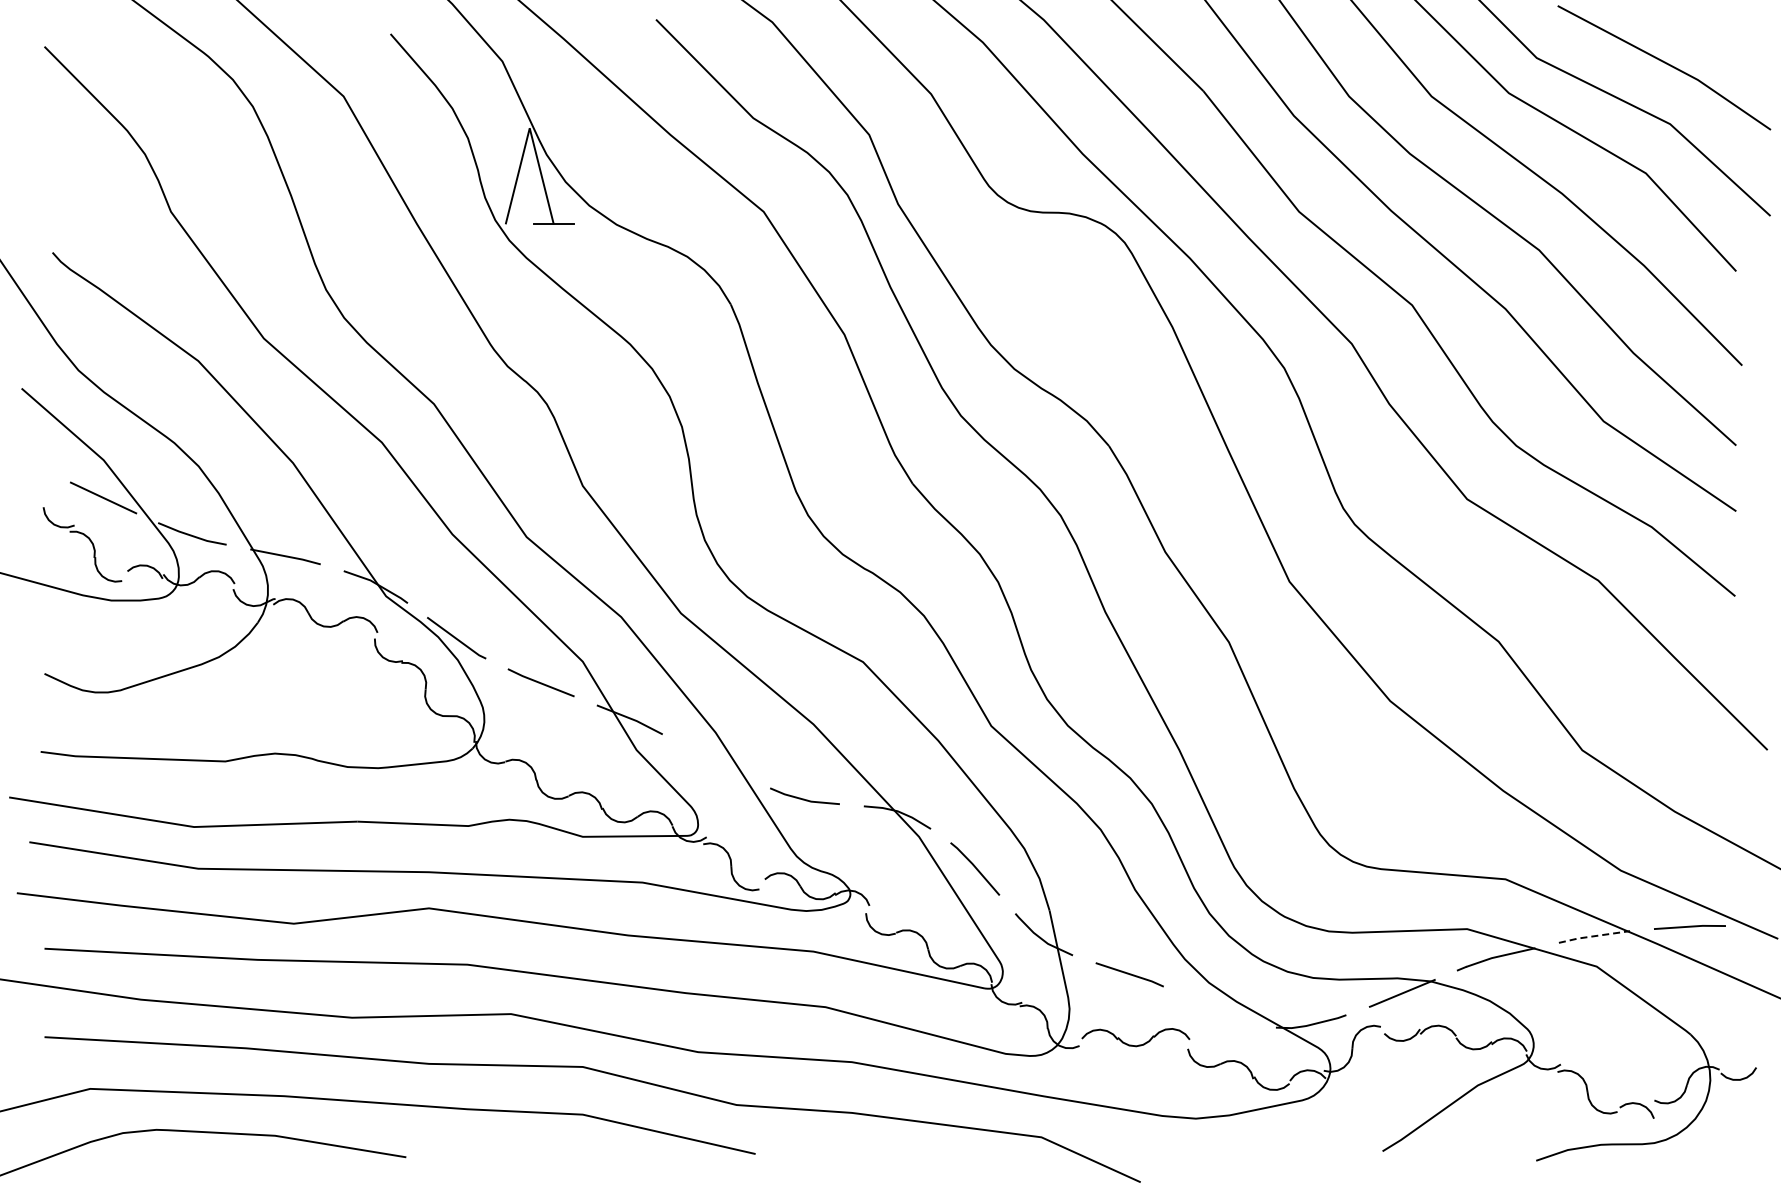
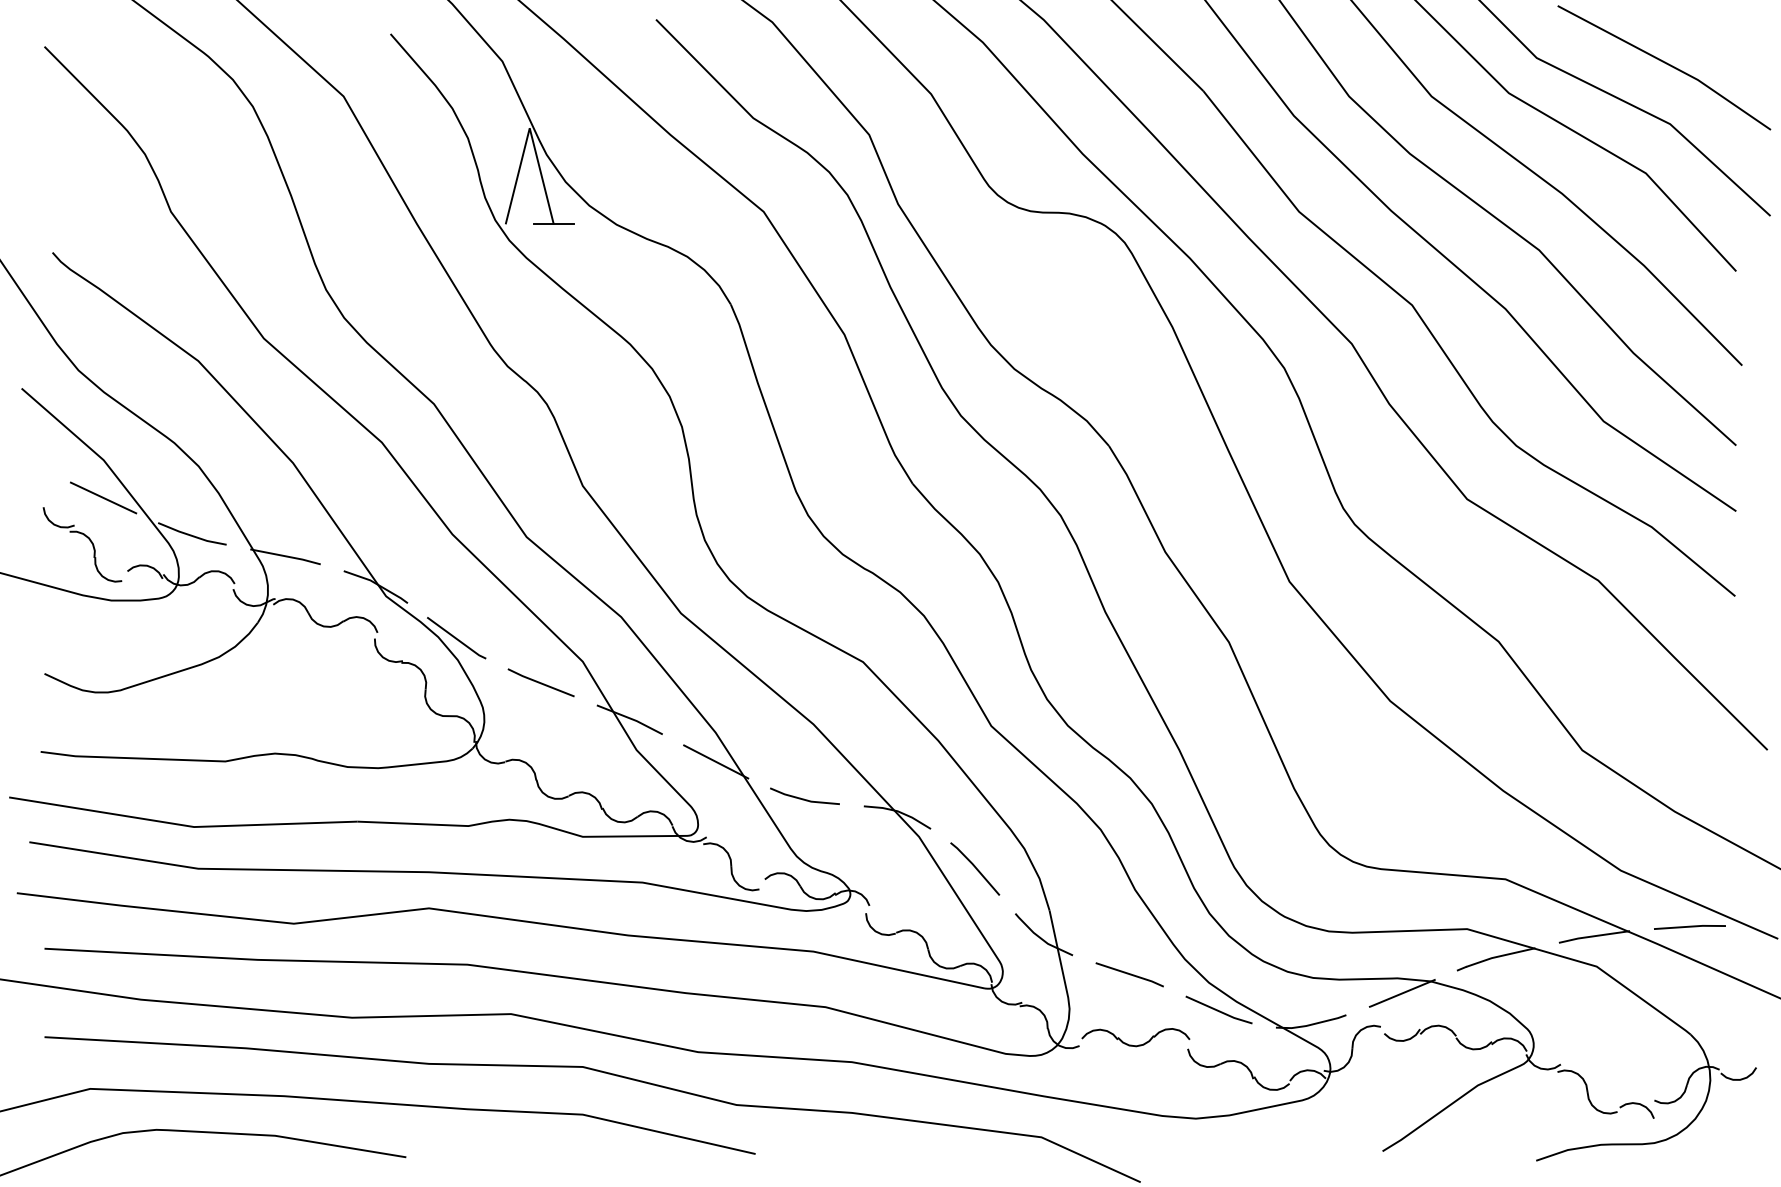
line: none -> present (716, 761)
line: dashed -> solid (1593, 936)
line: none -> present (1217, 1009)
